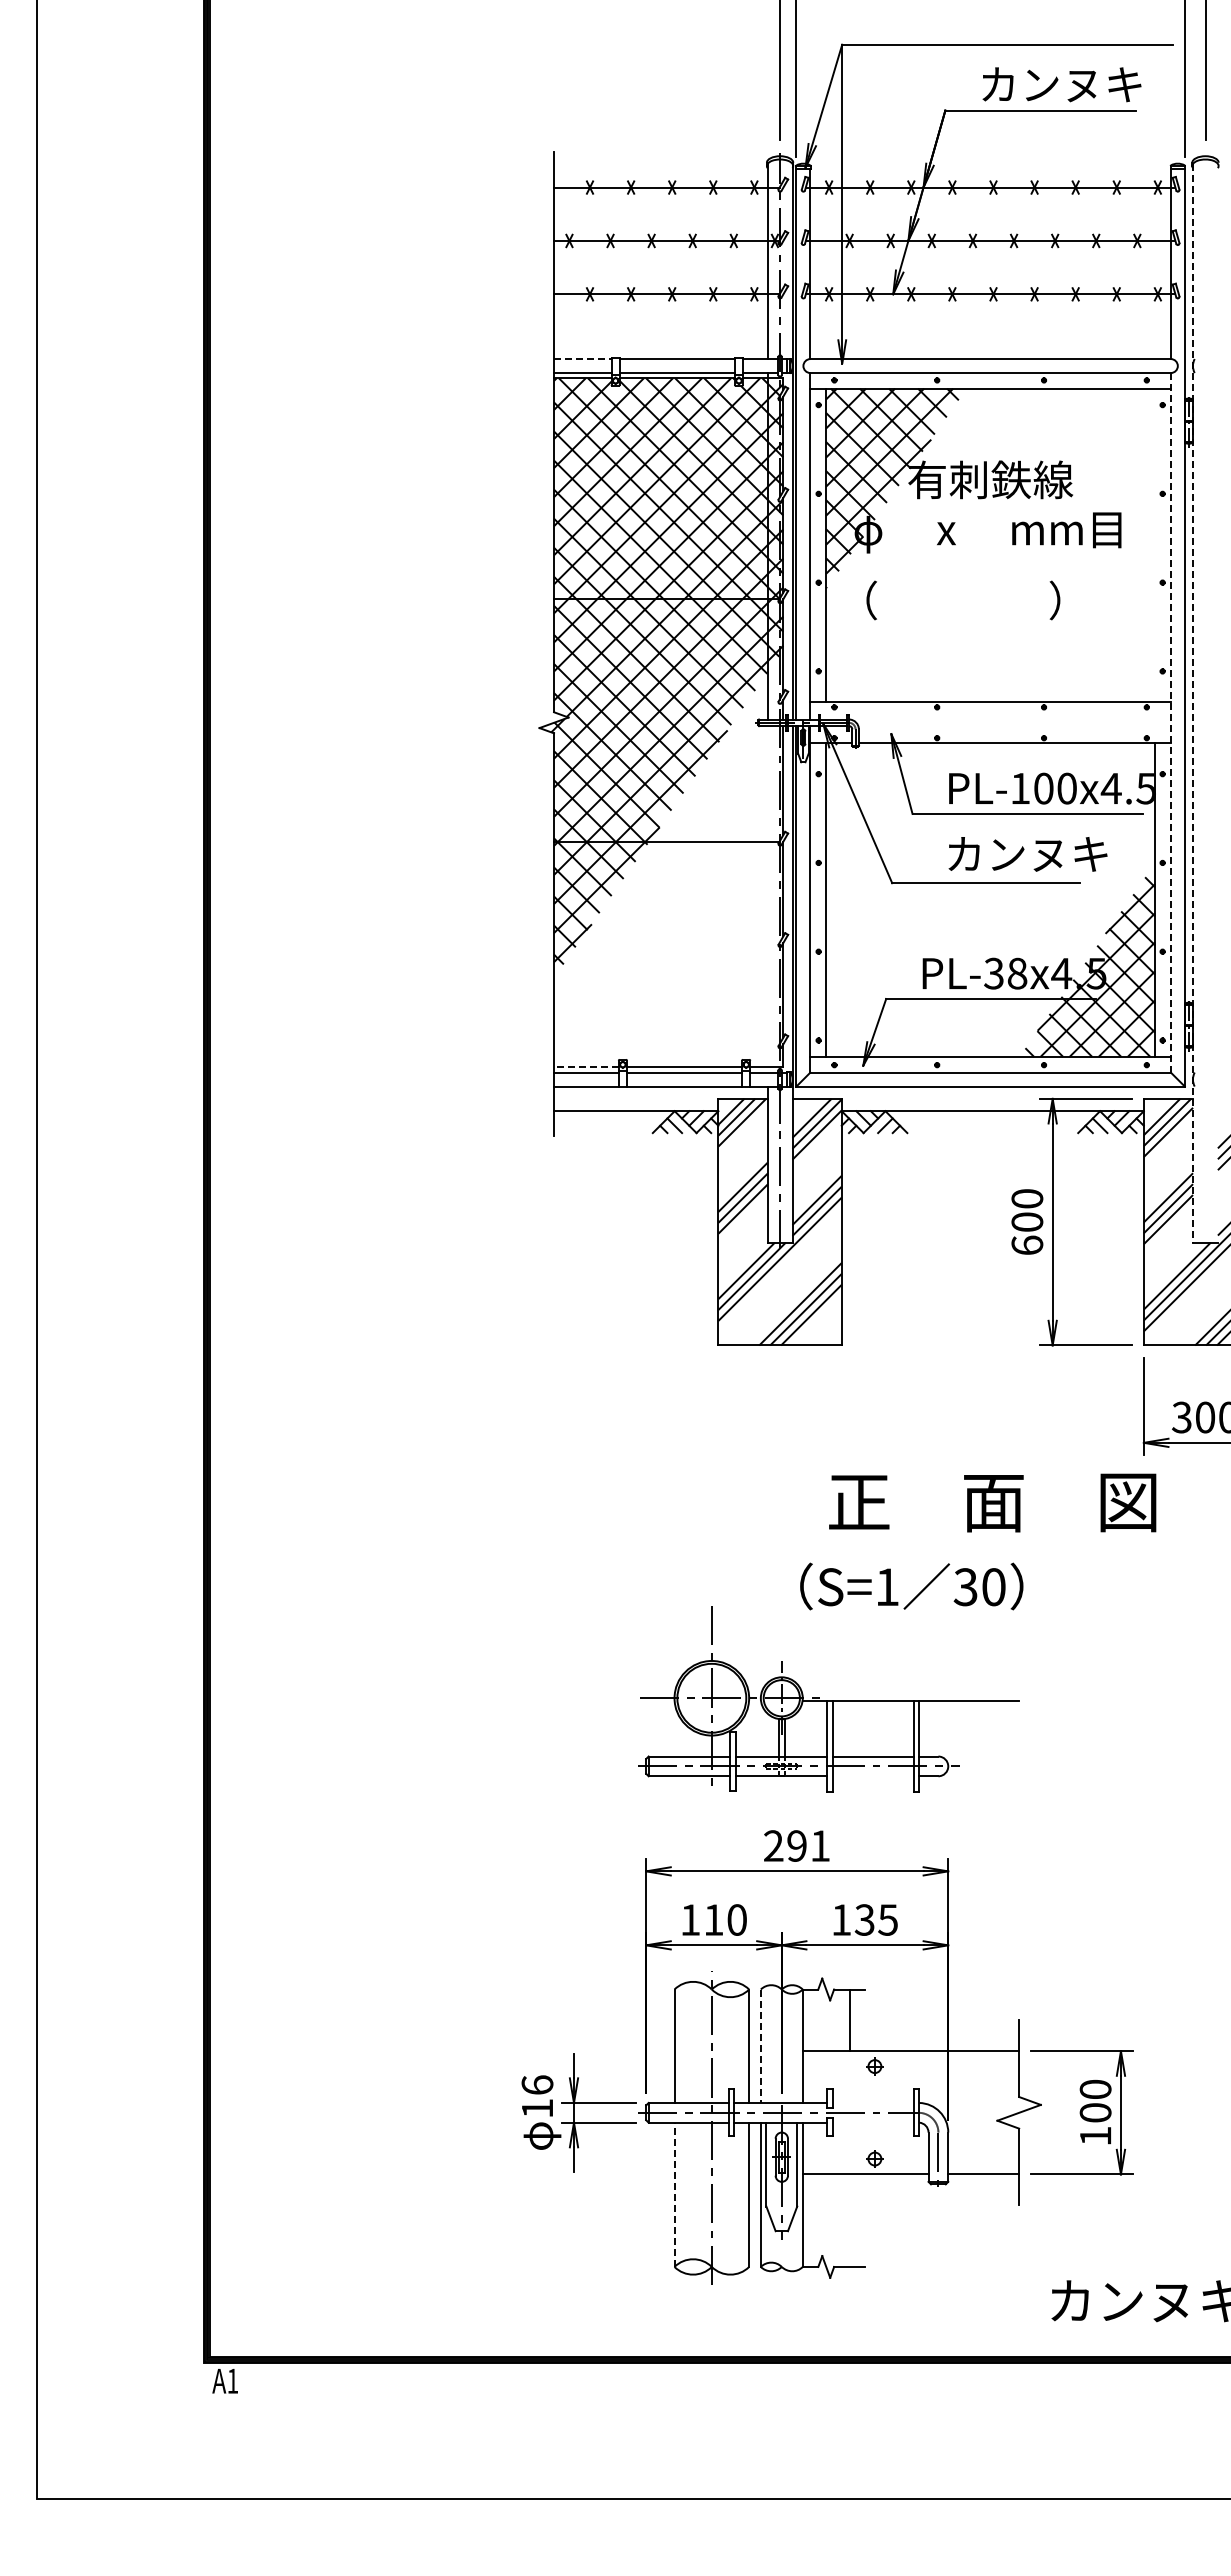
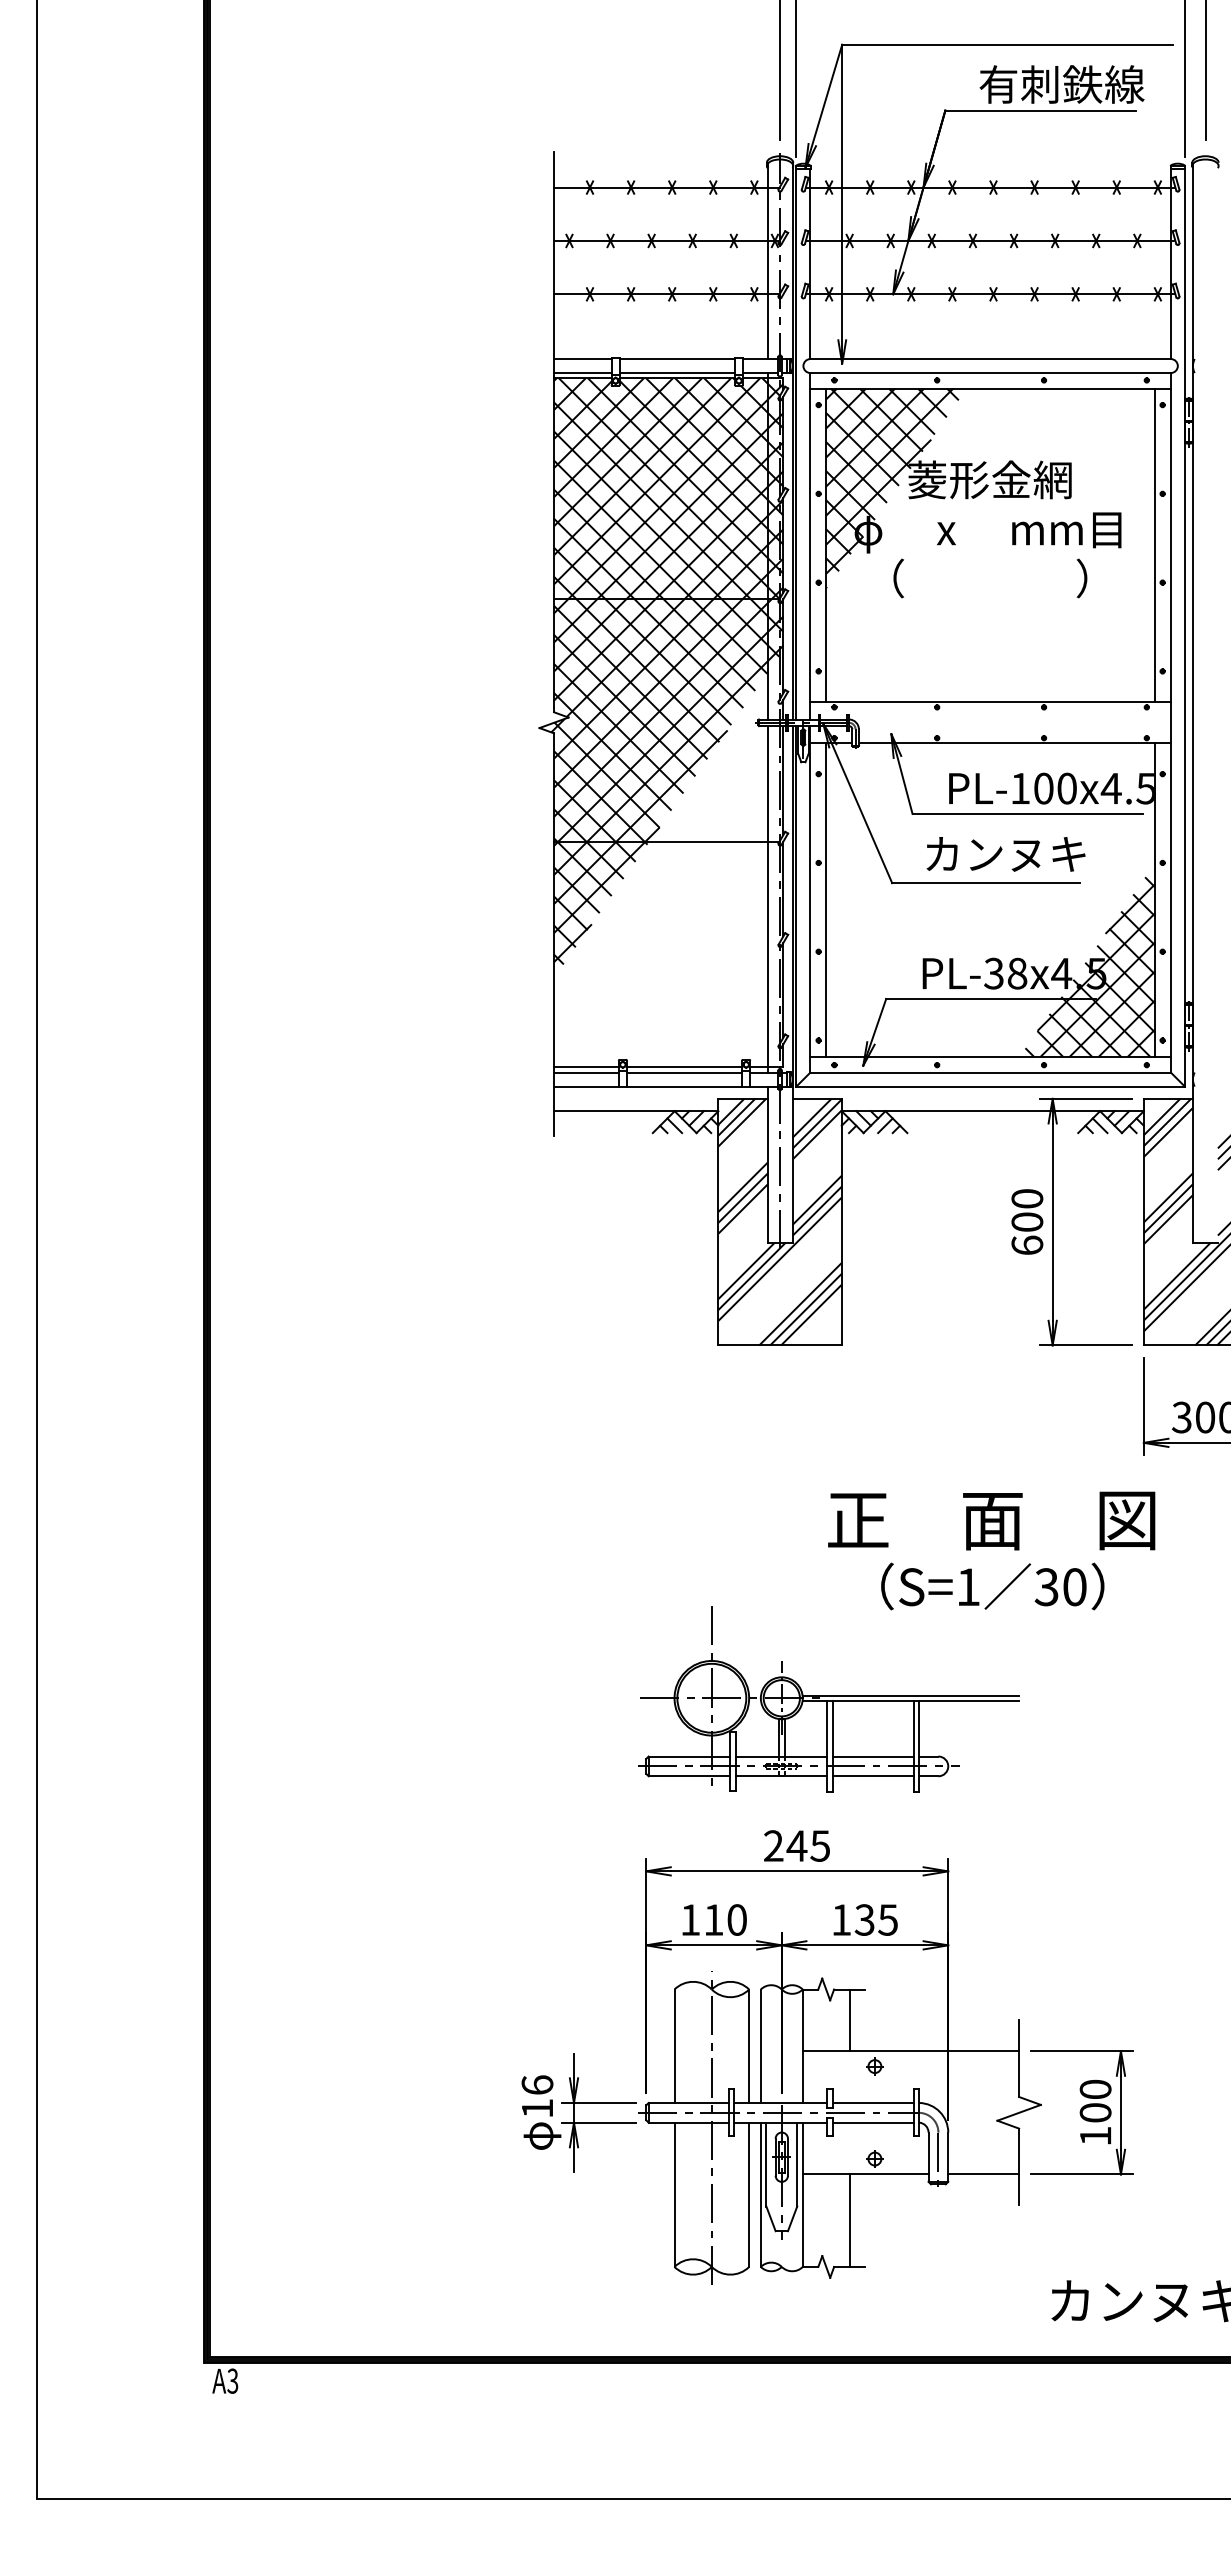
text: カンヌキ -> 有刺鉄線 (1061, 84)
line: dashed -> solid (582, 359)
text: 有刺鉄線 -> 菱形金網 (990, 479)
line: none -> present (1155, 545)
text position: (963, 600) -> (990, 578) (990, 578)
line: dashed -> solid (1193, 703)
line: dashed -> solid (1170, 722)
text position: (1027, 854) -> (1005, 854) (1005, 854)
line: none -> present (767, 899)
line: dashed -> solid (585, 1067)
text position: (992, 1502) -> (991, 1520) (991, 1520)
text position: (911, 1586) -> (992, 1586) (992, 1586)
line: none -> present (910, 1695)
line: none -> present (872, 1776)
text: 291 -> 245 (807, 1845)
line: dashed -> solid (760, 2046)
line: none -> present (872, 2102)
line: none -> present (872, 2122)
line: dashed -> solid (674, 2194)
line: none -> present (849, 2220)
text: A1 -> A3 (232, 2380)
